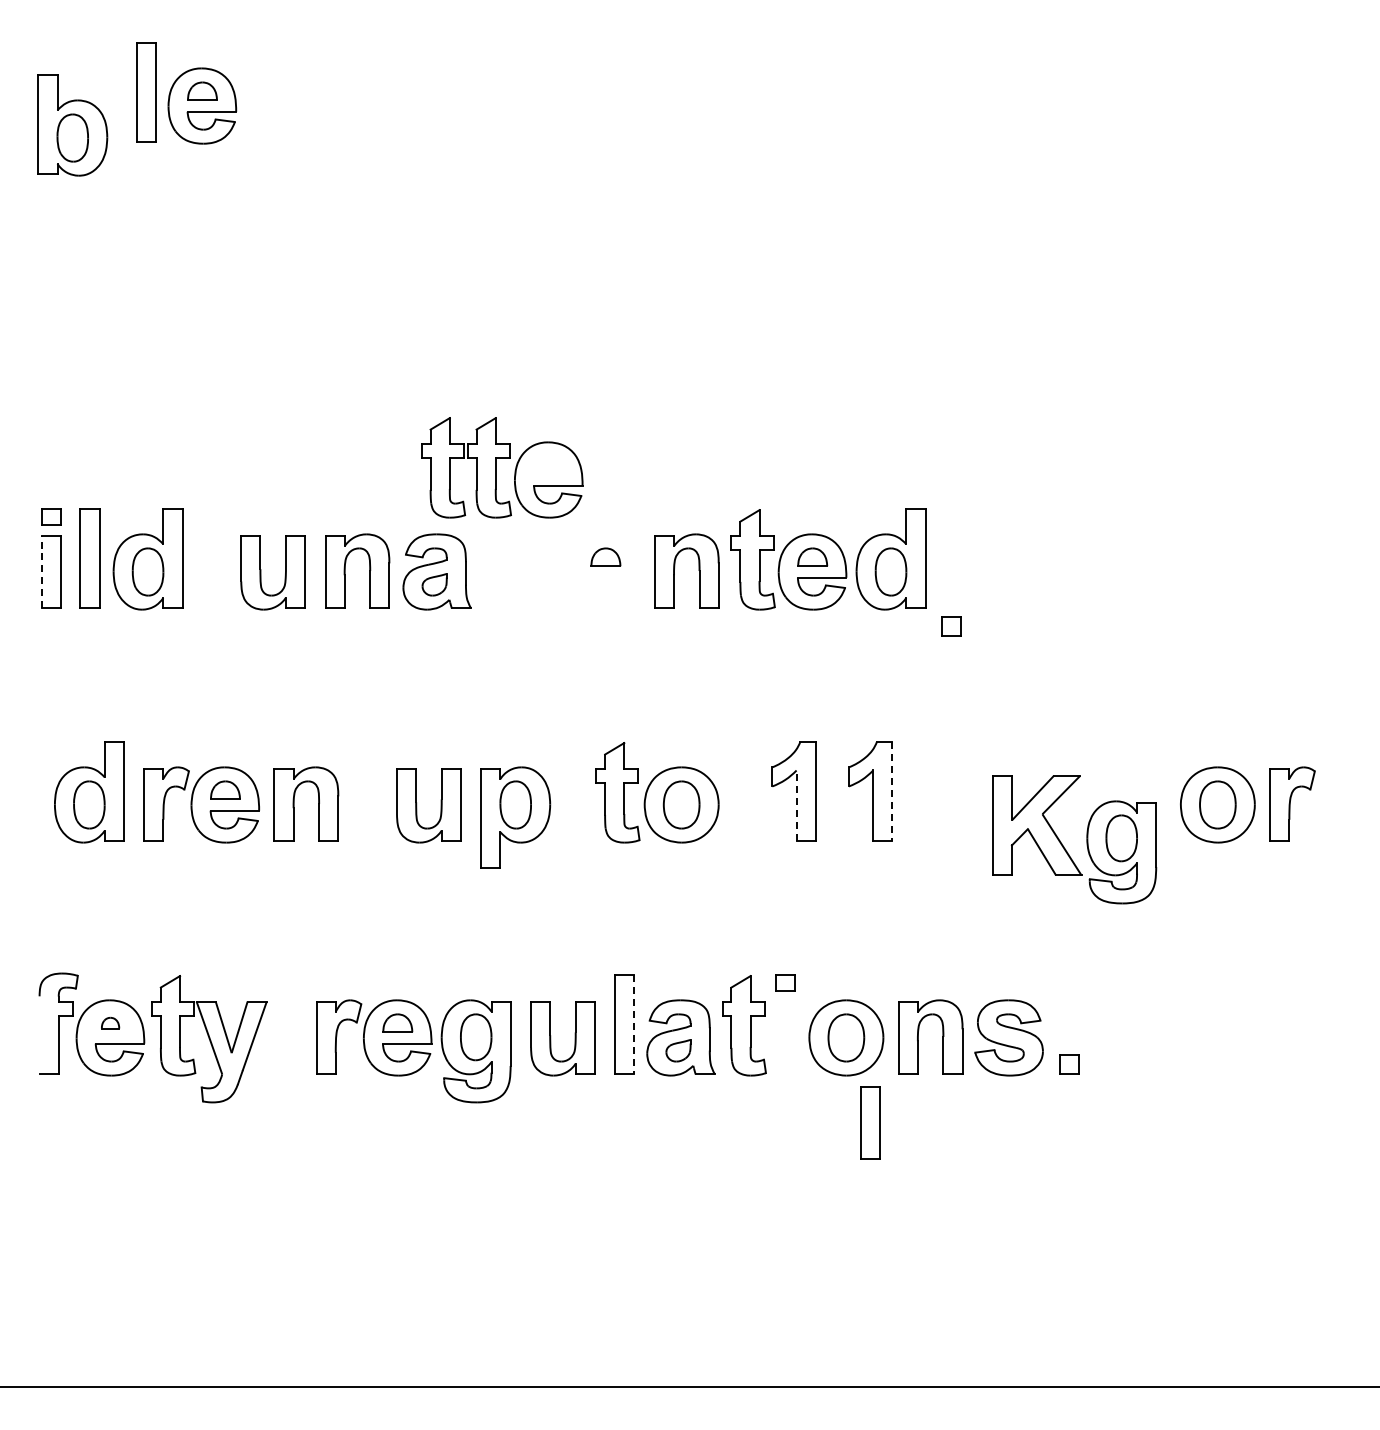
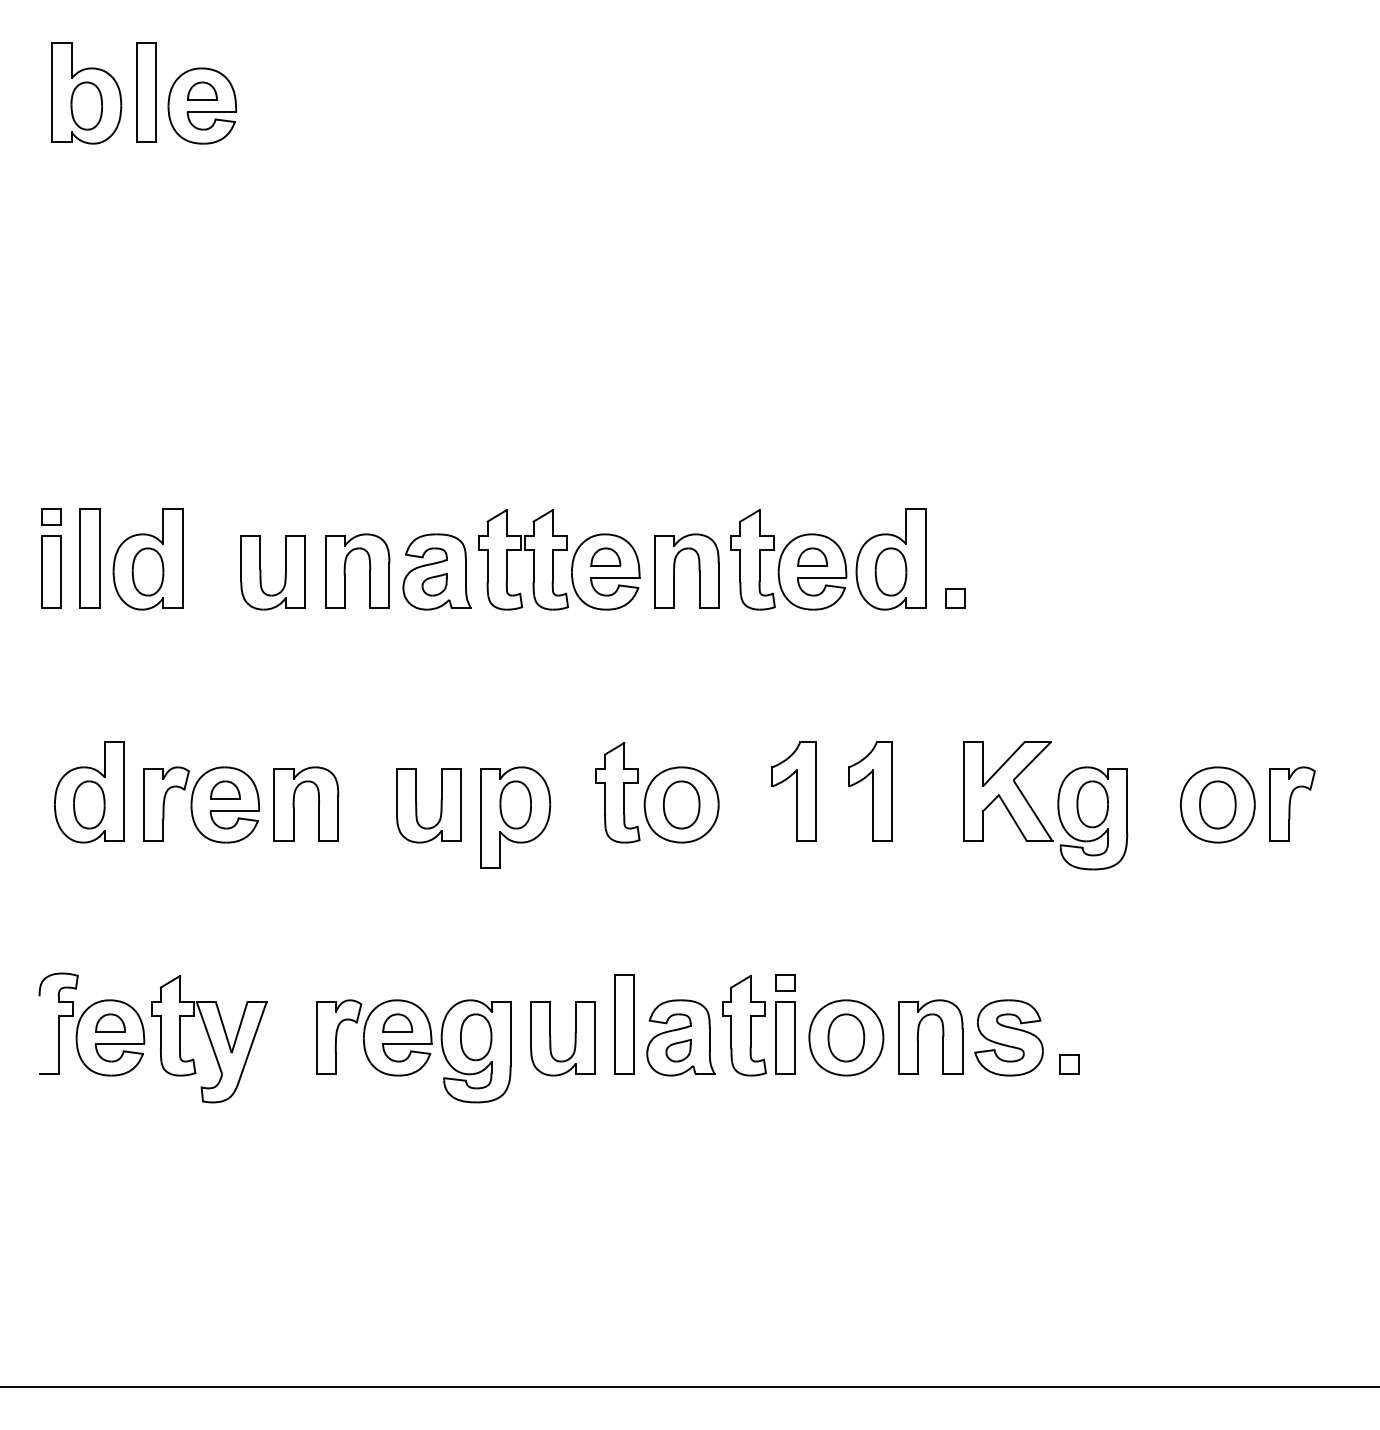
part position: (72, 125) -> (86, 93) (86, 93)
part position: (502, 467) -> (559, 559) (559, 559)
line: dashed -> solid (42, 571)
part position: (951, 626) -> (955, 598) (955, 598)
line: dashed -> solid (892, 791)
line: dashed -> solid (796, 805)
part position: (1086, 839) -> (1057, 805) (1057, 805)
part size: 20x14 px -> 31x20 px (110, 1022)
line: dashed -> solid (634, 1024)
part position: (870, 1122) -> (785, 1037) (785, 1037)
